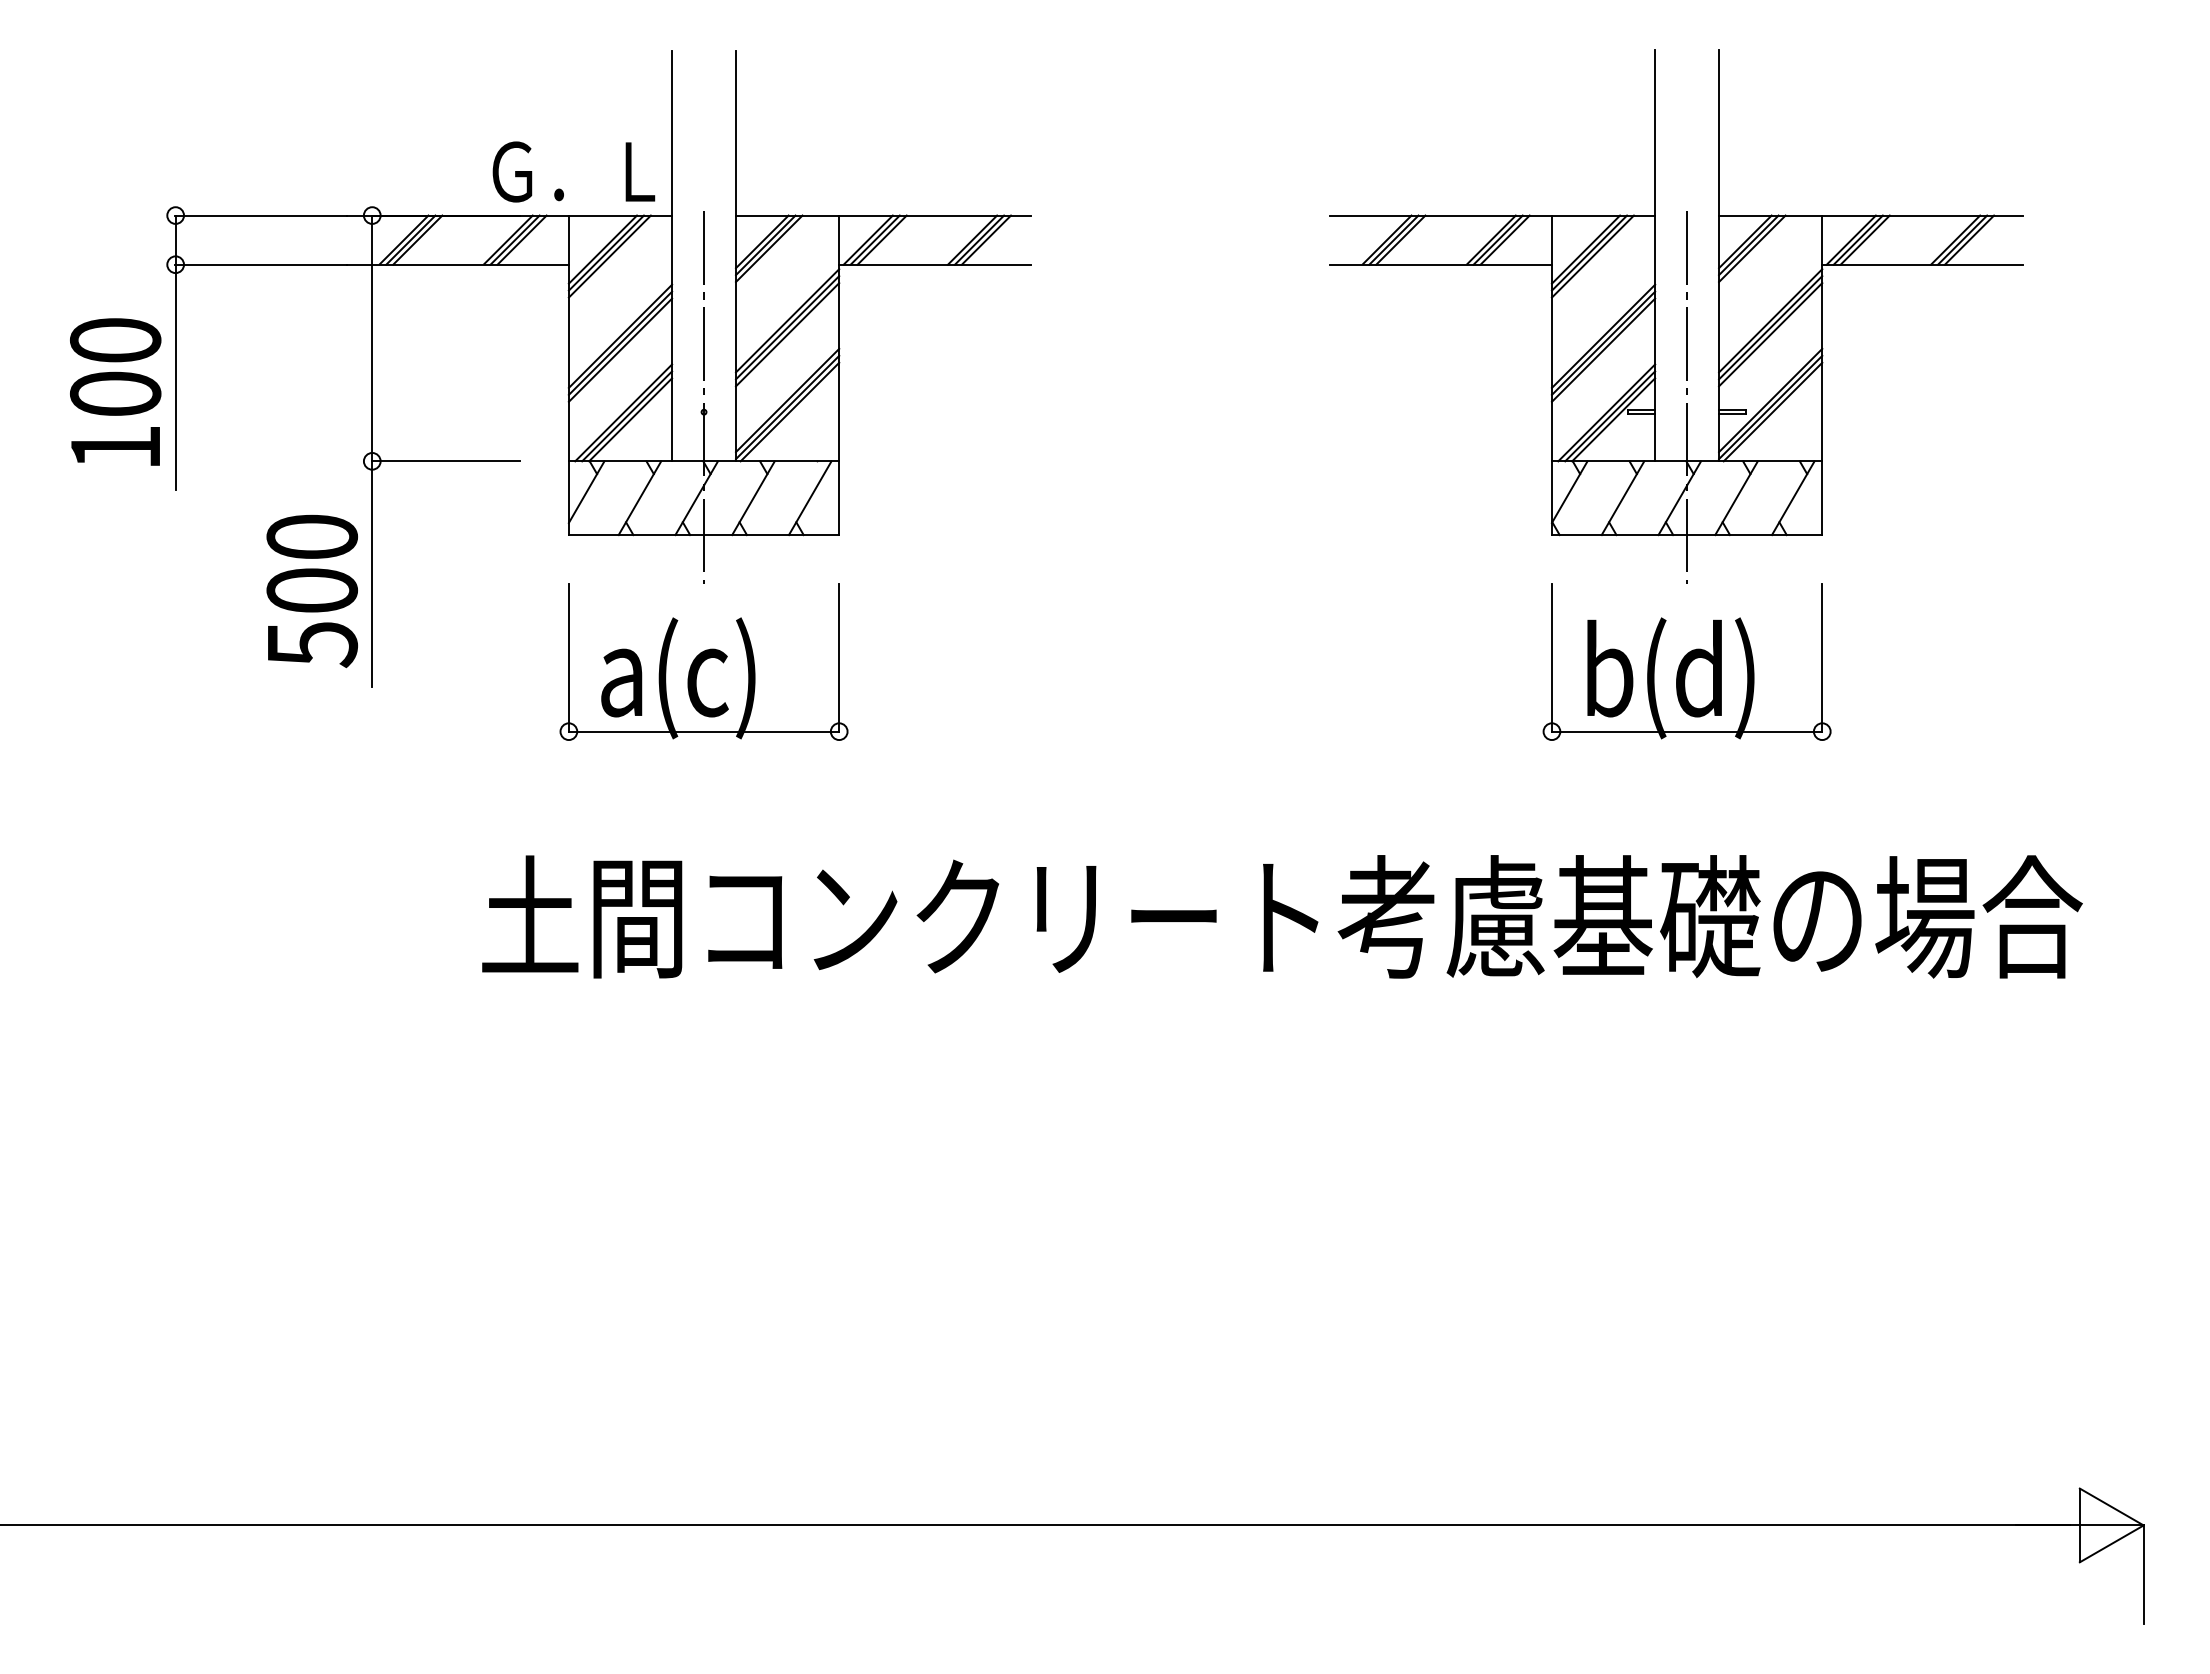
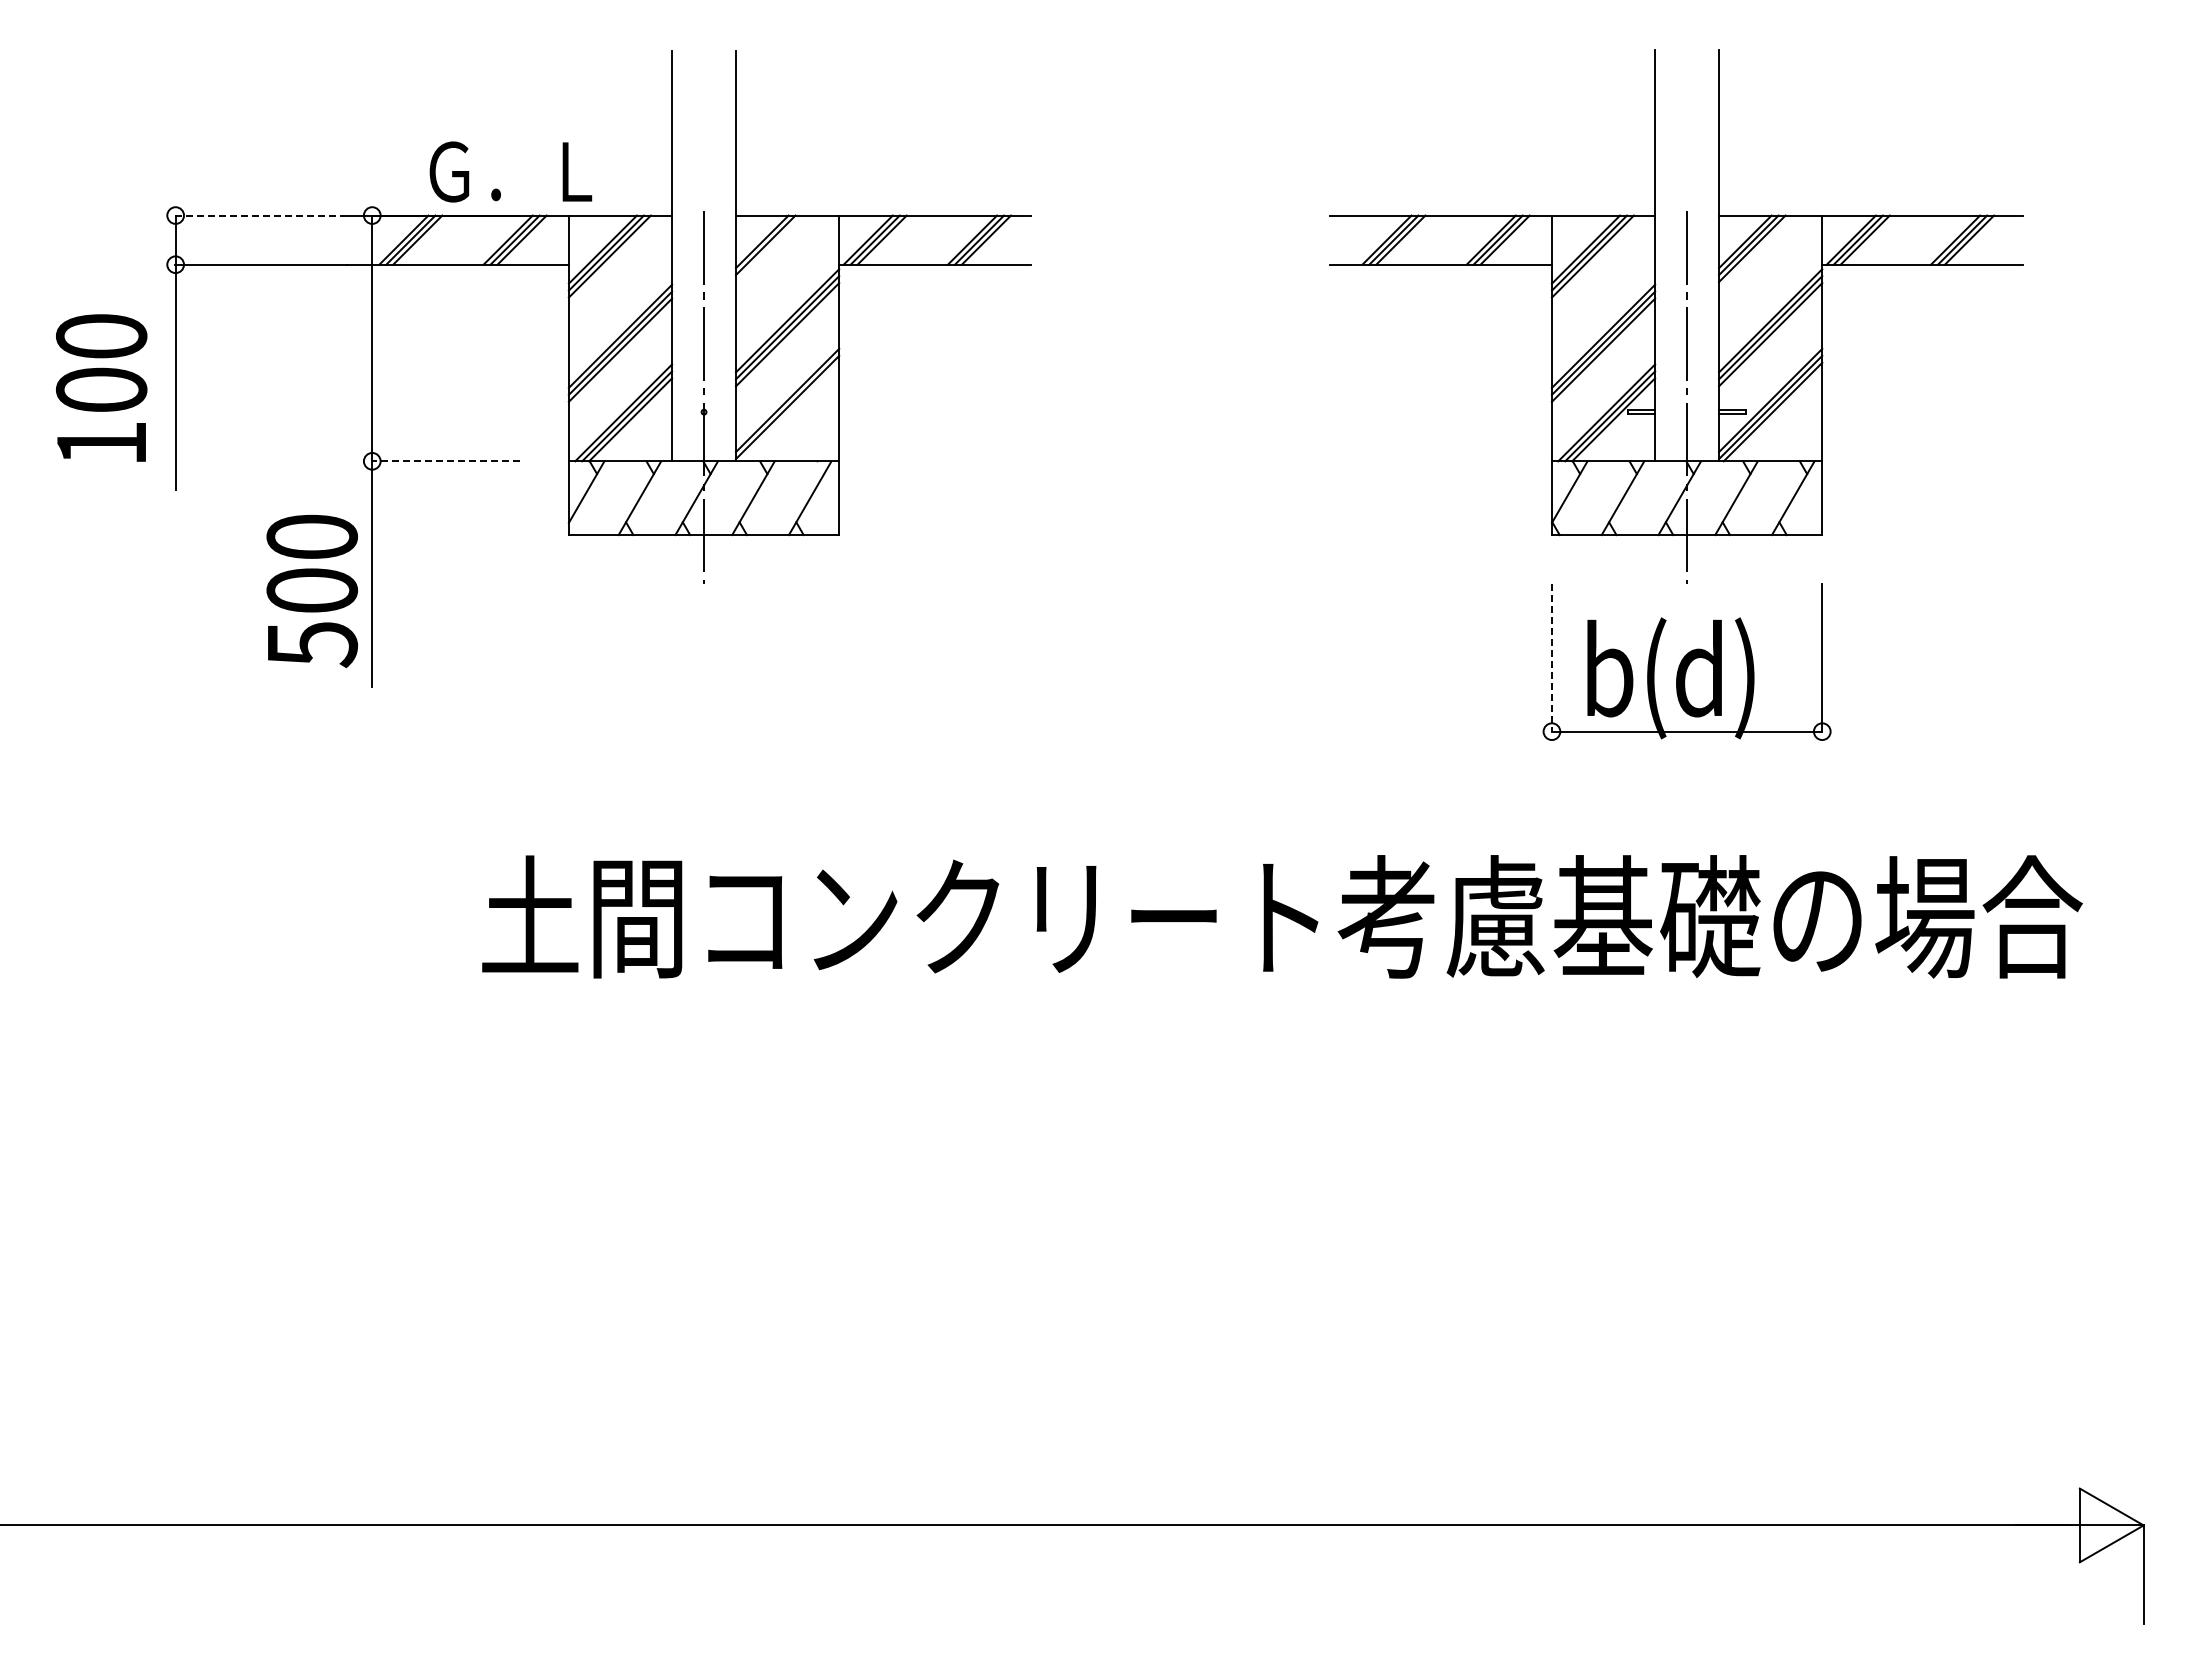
text position: (573, 171) -> (510, 171) (510, 171)
line: solid -> dashed (260, 215)
line: present -> none (769, 248)
text position: (115, 391) -> (101, 387) (101, 387)
line: present -> none (789, 411)
line: solid -> dashed (445, 461)
line: solid -> dashed (1551, 658)
part: present -> none (703, 661)
